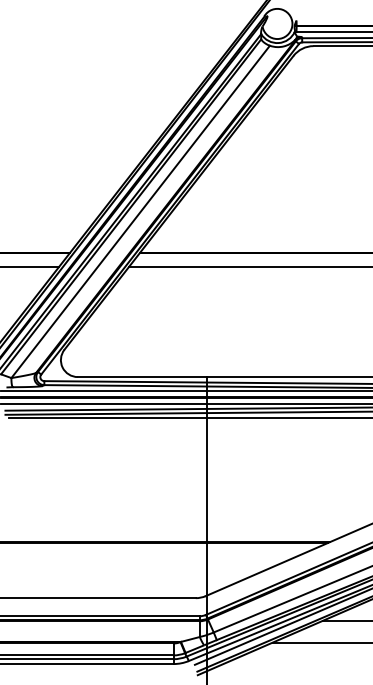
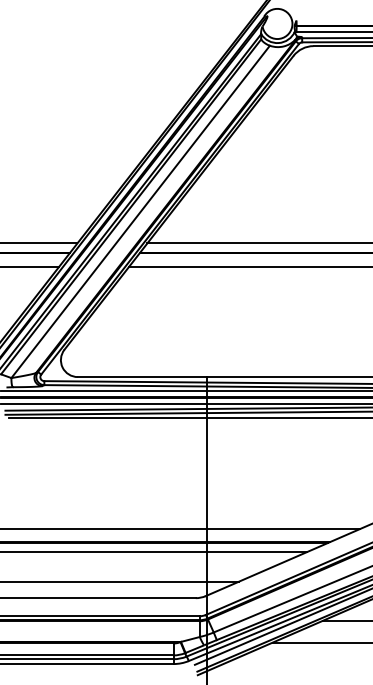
line: none -> present (39, 243)
line: none -> present (258, 243)
line: none -> present (181, 529)
line: none -> present (154, 552)
line: none -> present (120, 581)
